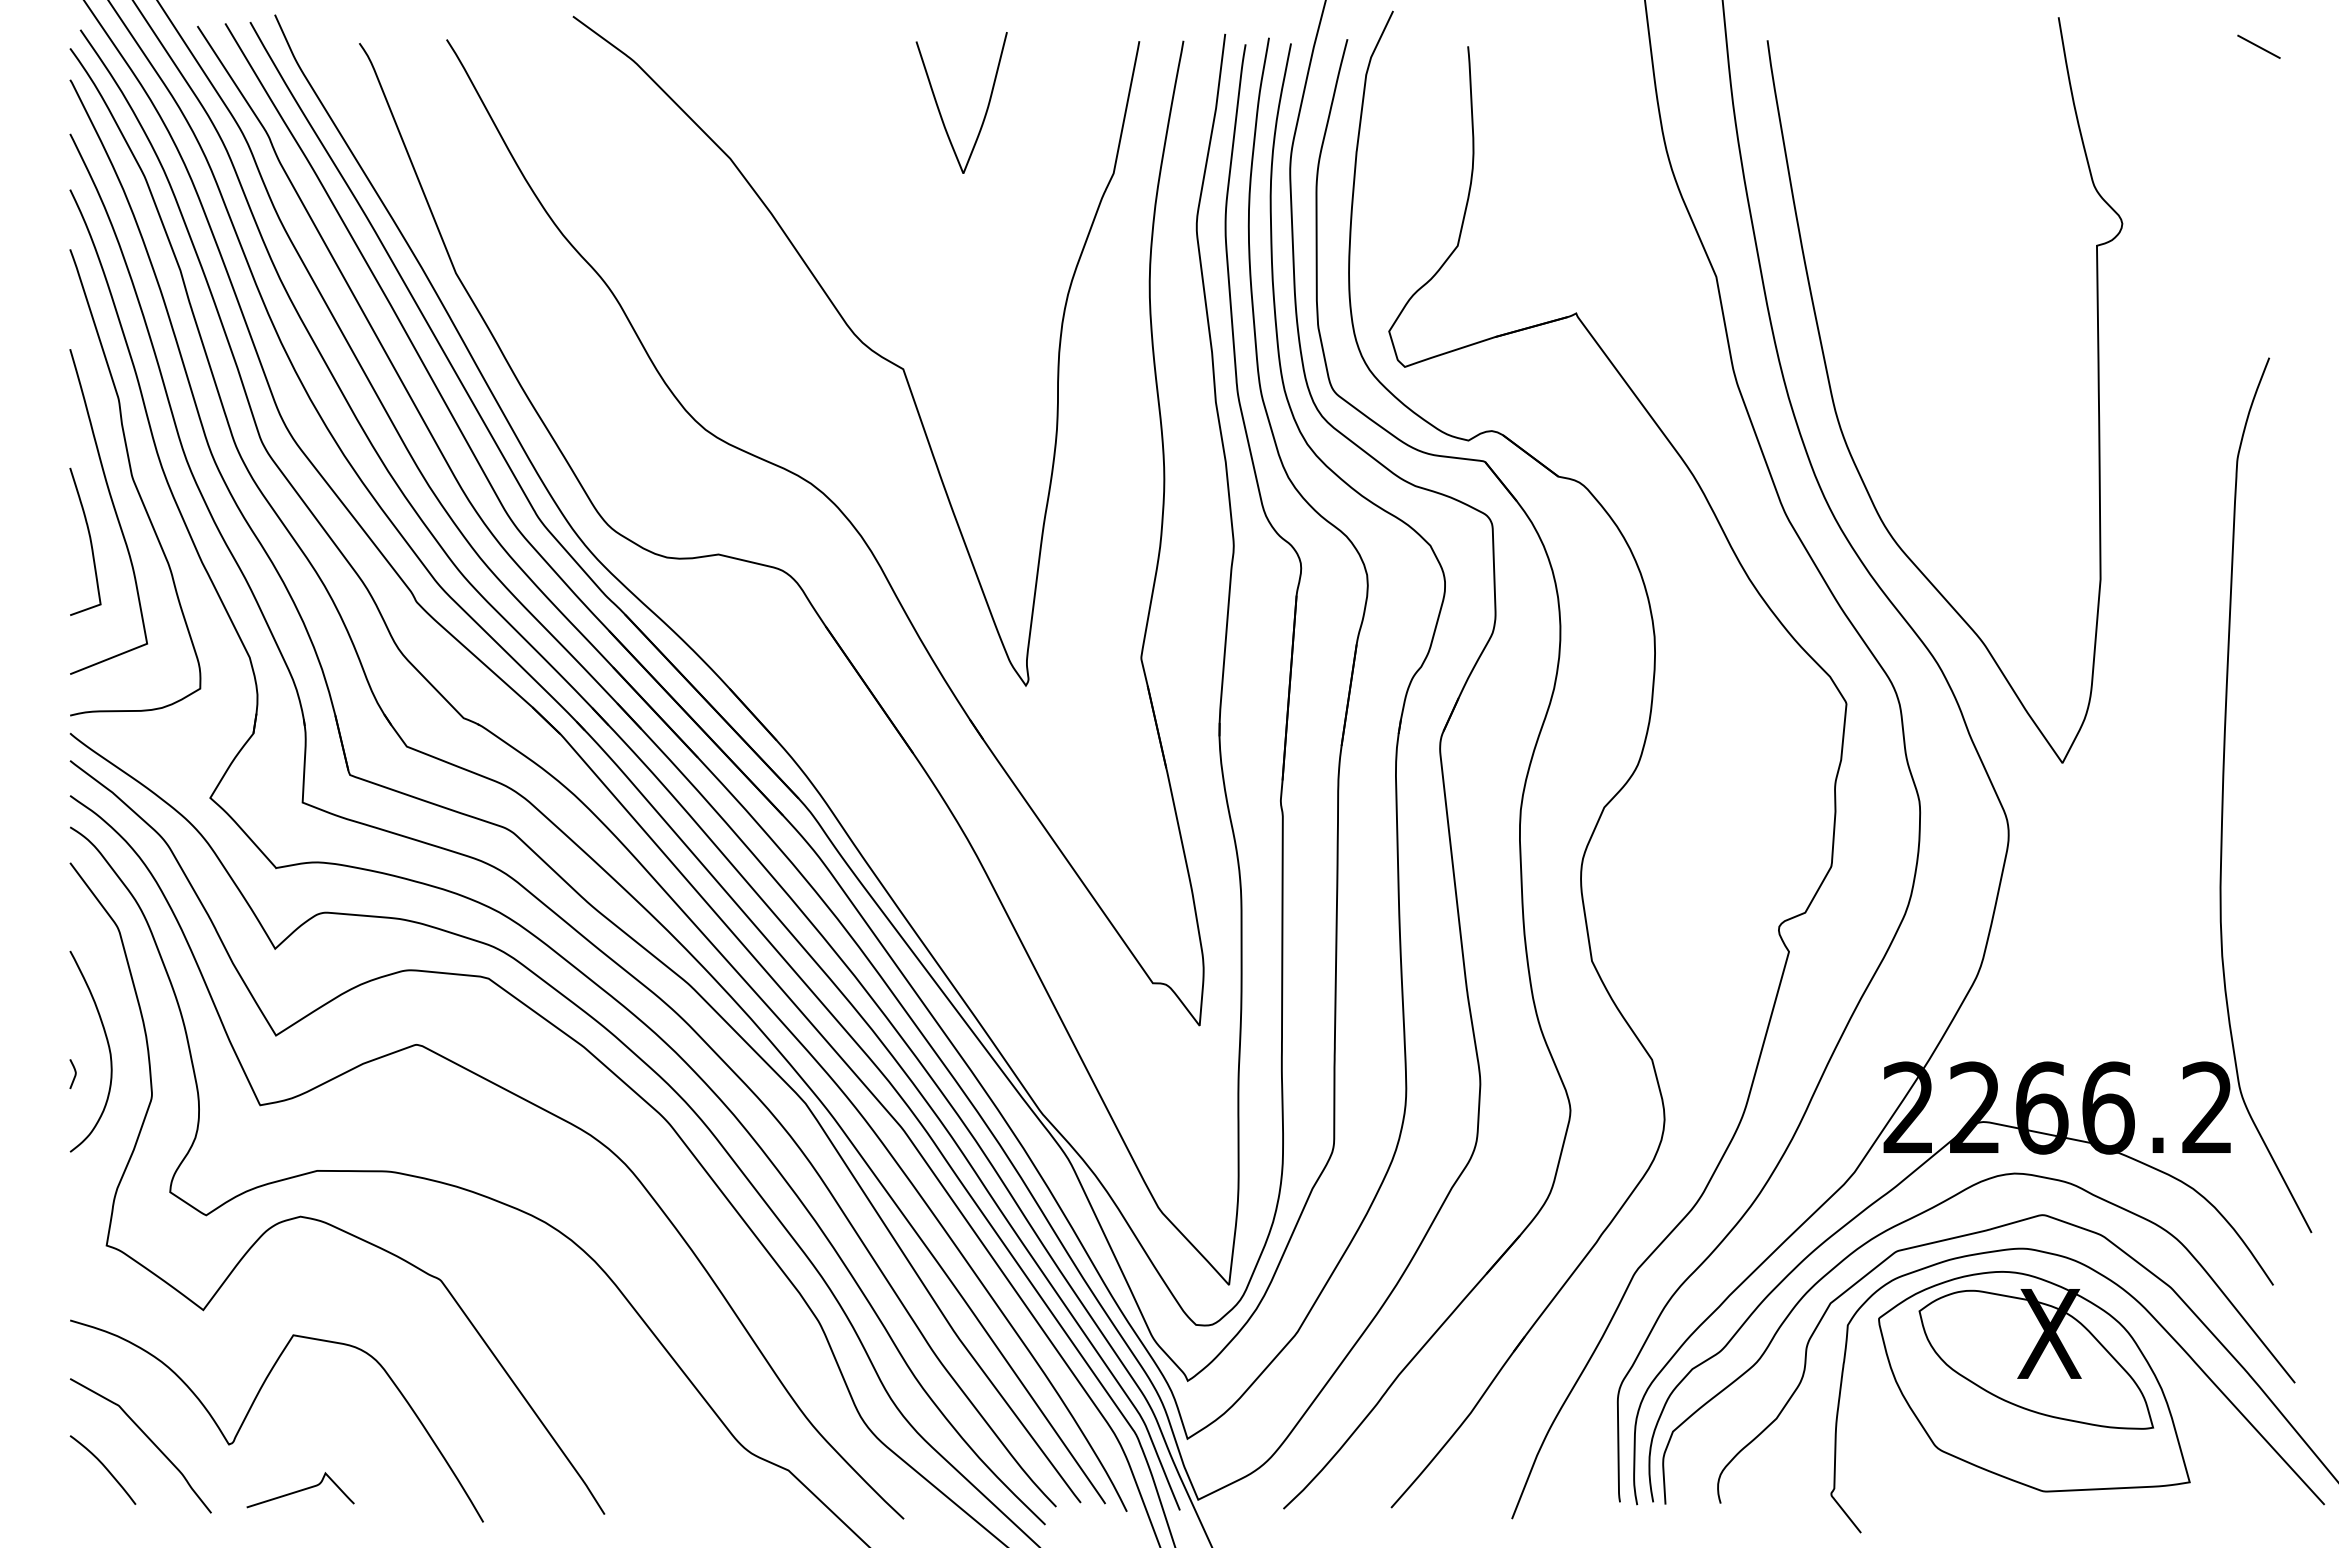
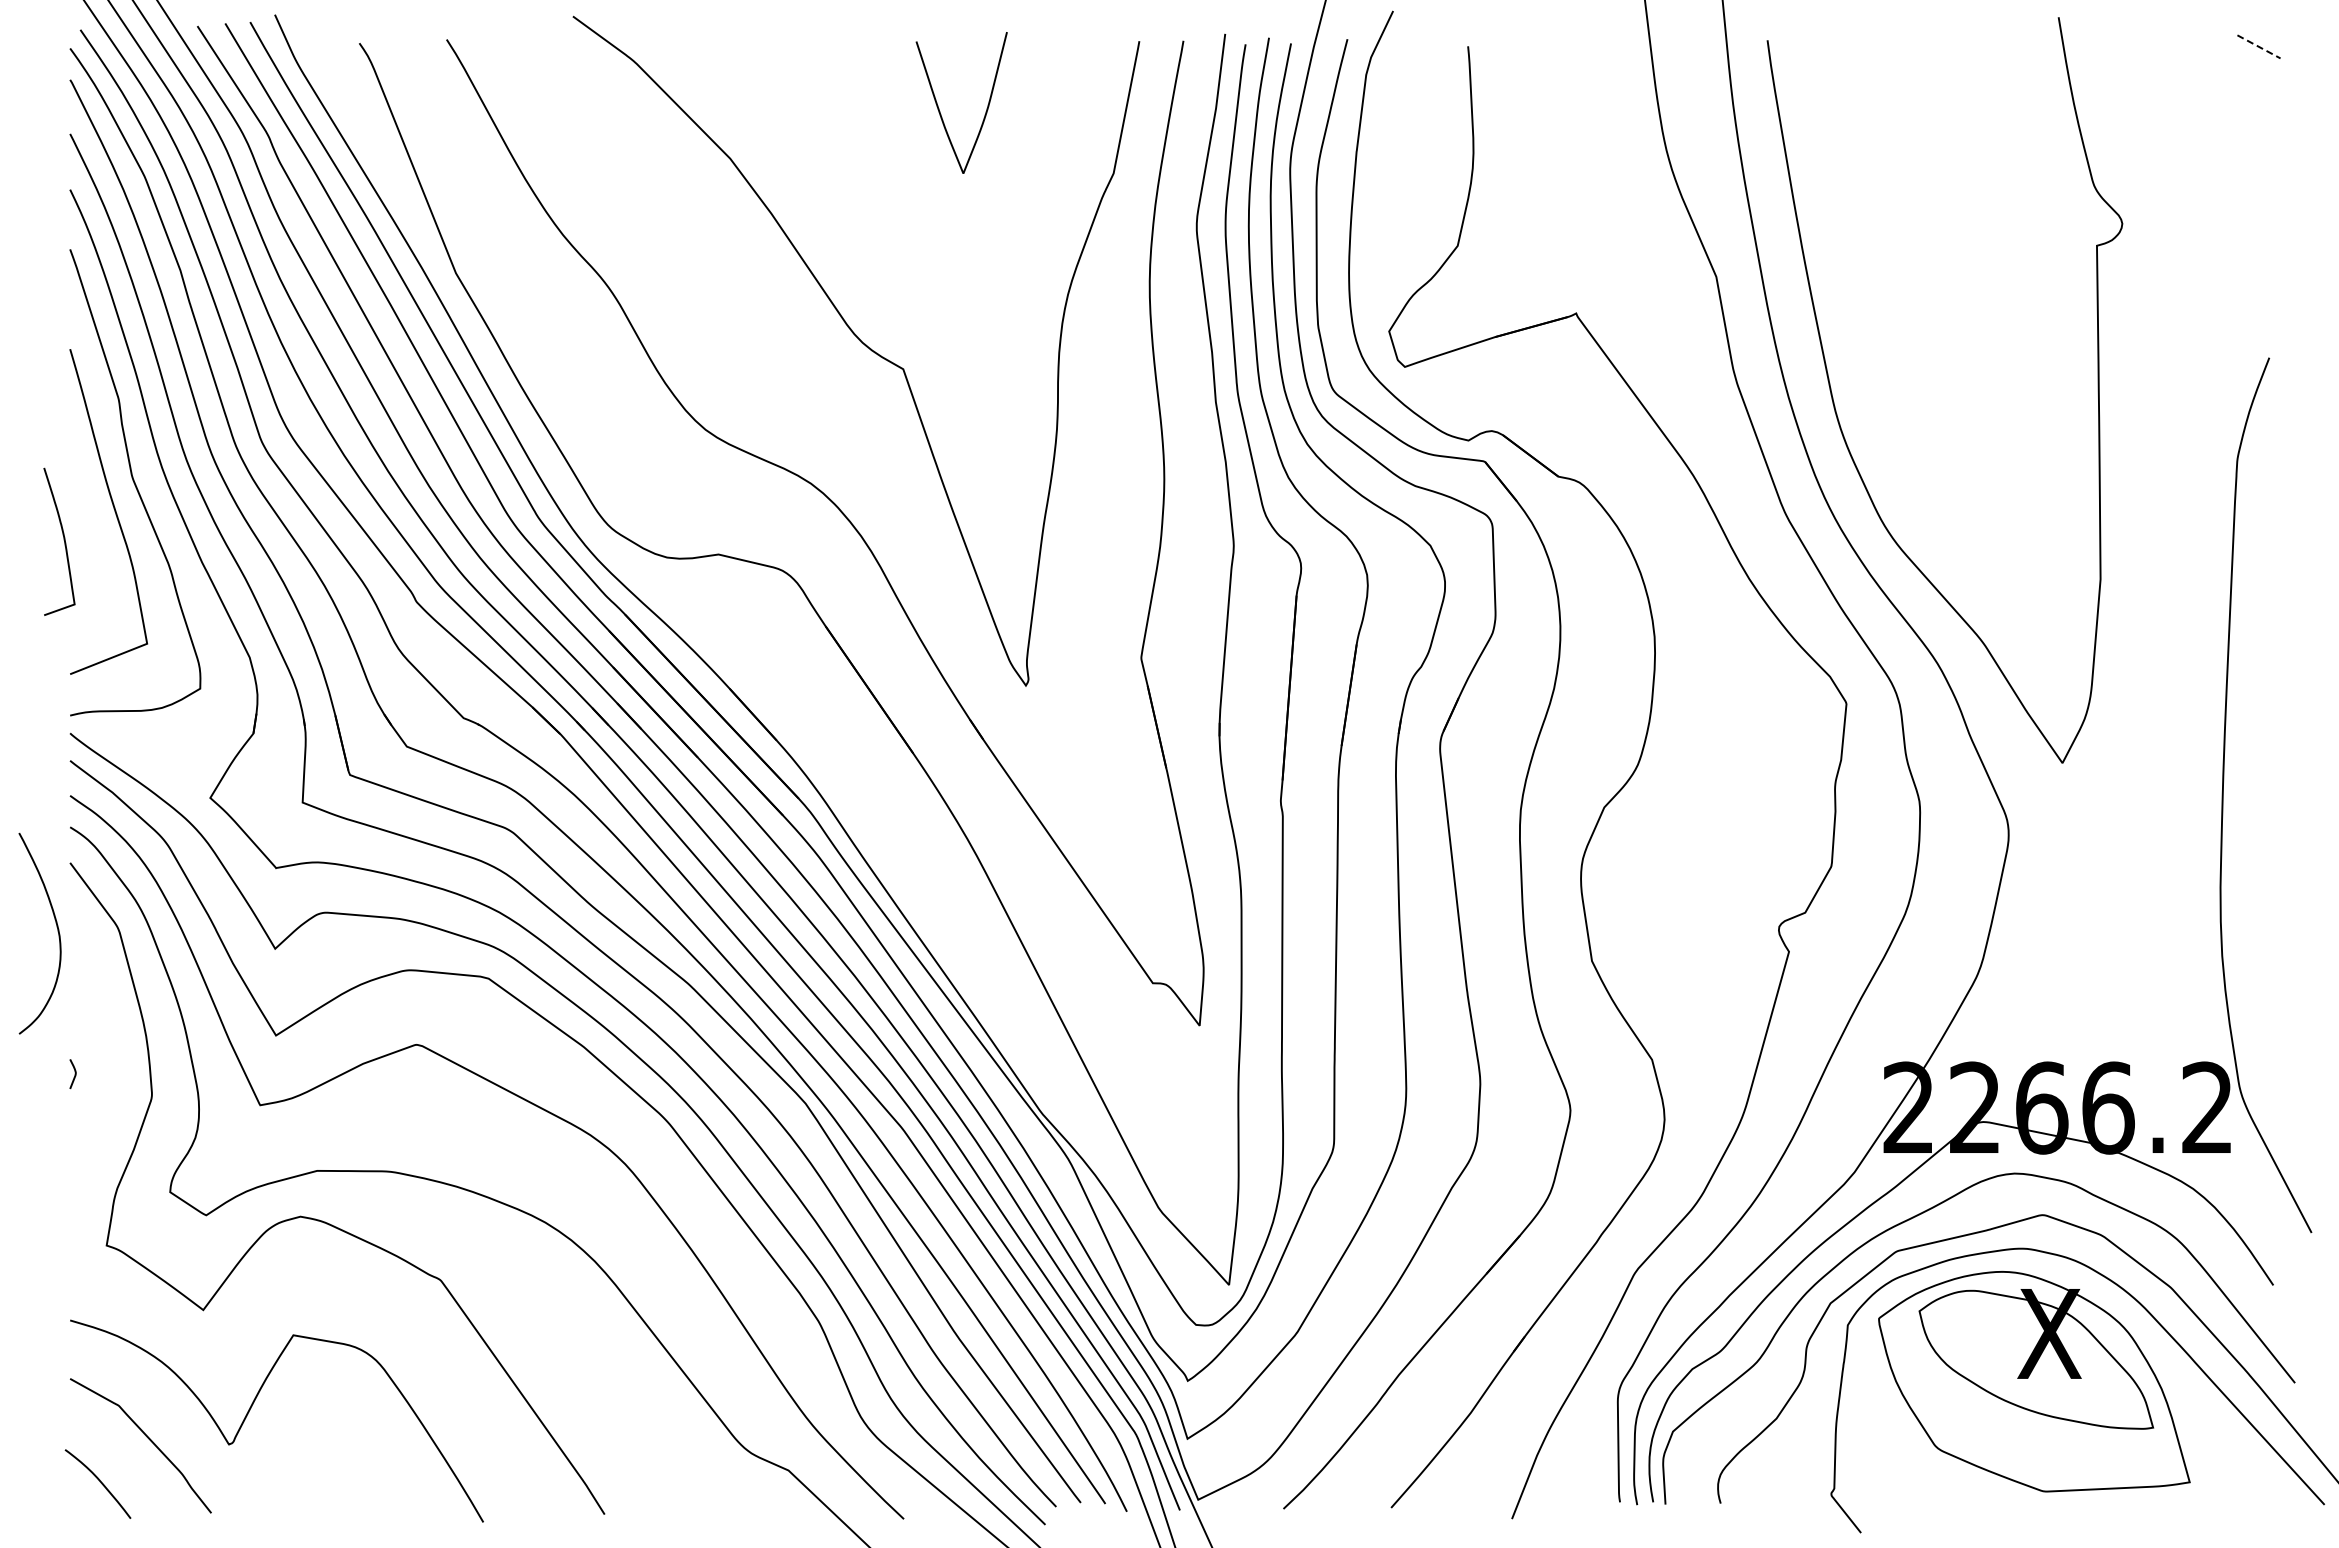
line: solid -> dashed (2259, 47)
curve position: (89, 540) -> (63, 540) (63, 540)
curve position: (107, 1045) -> (56, 927) (56, 927)
curve position: (104, 1467) -> (99, 1481) (99, 1481)
curve: present -> none (300, 1490)
